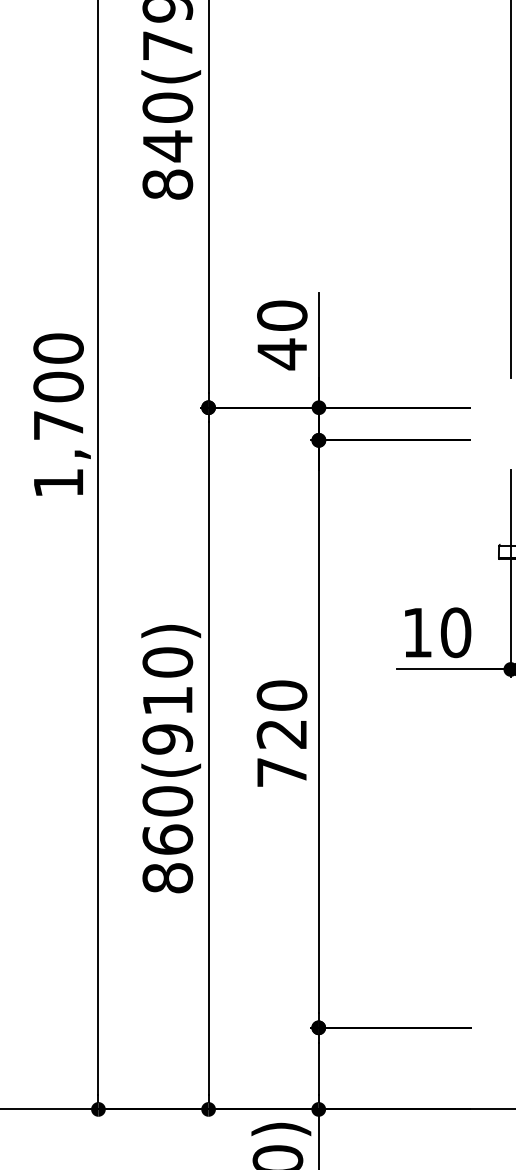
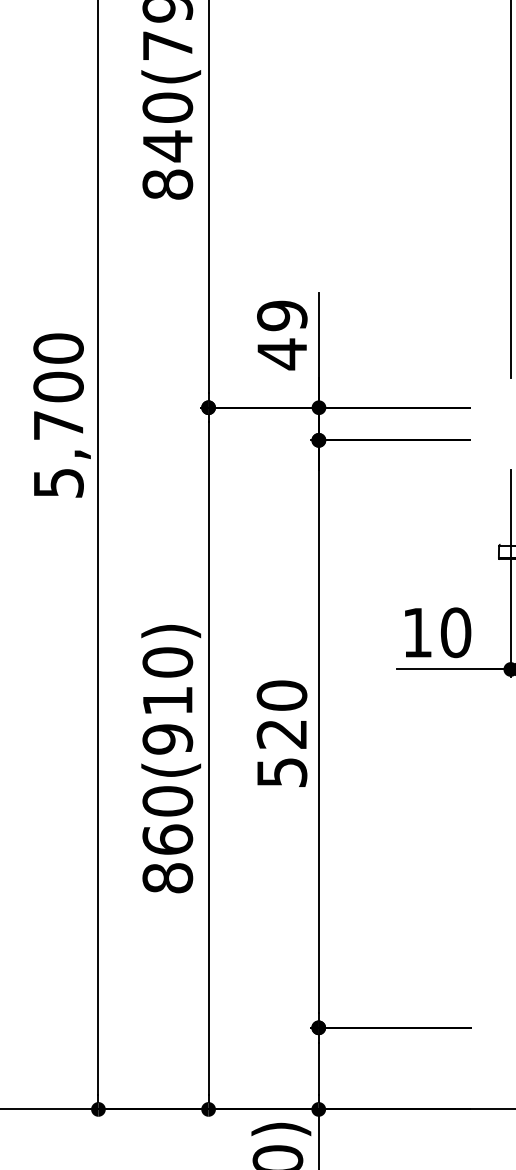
text: 40 -> 49 (282, 315)
text: 1,700 -> 5,700 (58, 483)
text: 720 -> 520 (282, 772)
